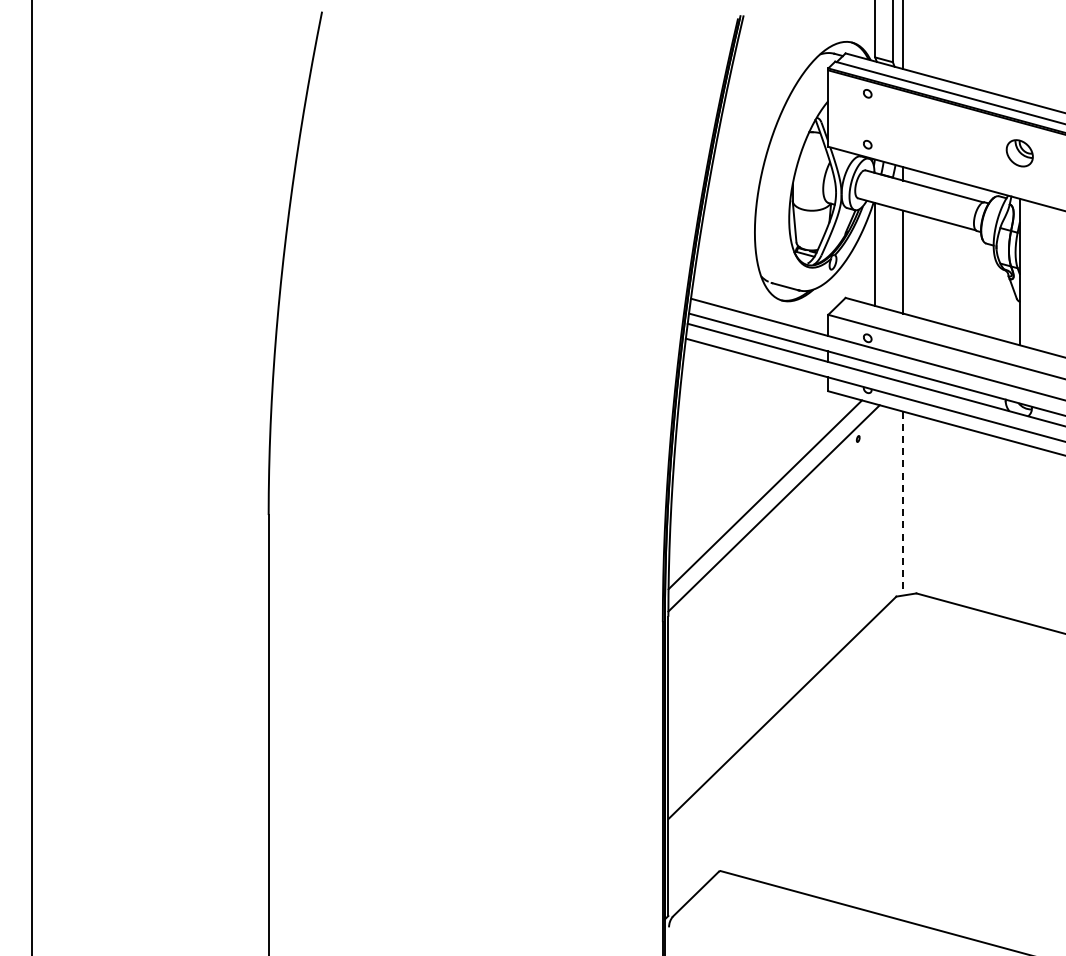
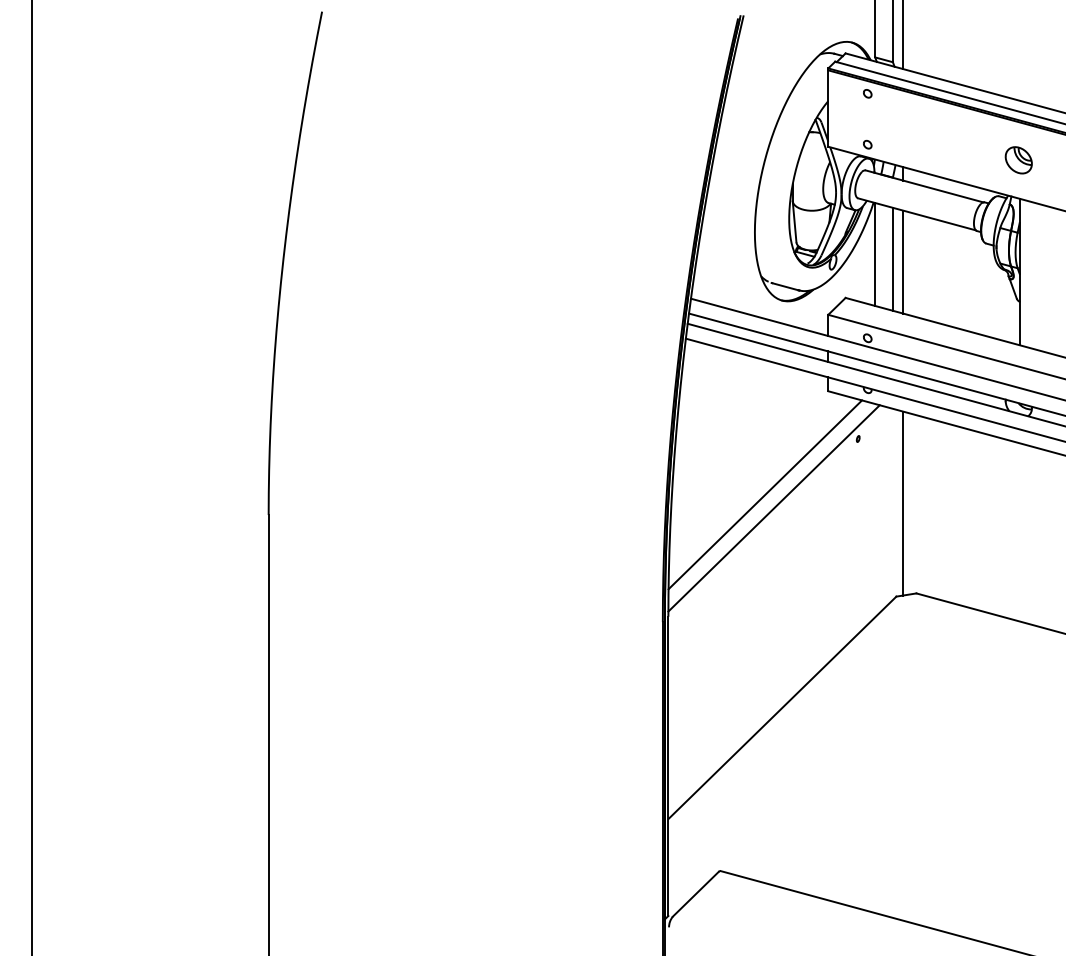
part position: (1019, 153) -> (1018, 160) (1018, 160)
line: none -> present (892, 258)
line: dashed -> solid (903, 503)
